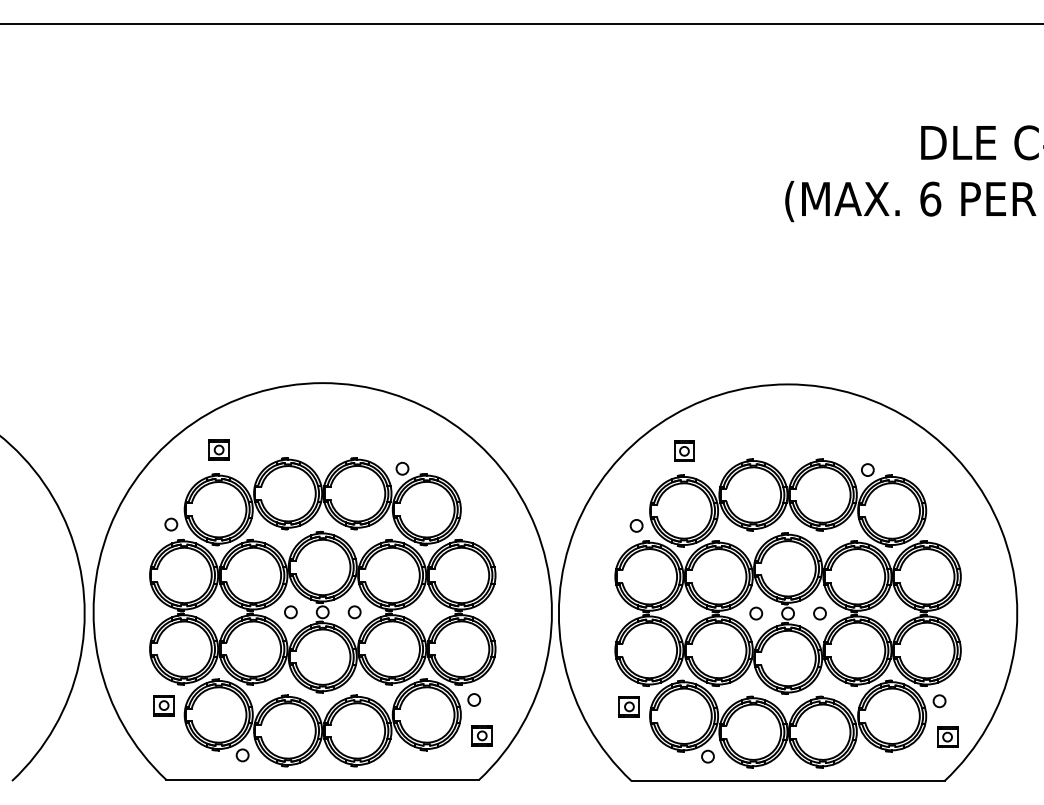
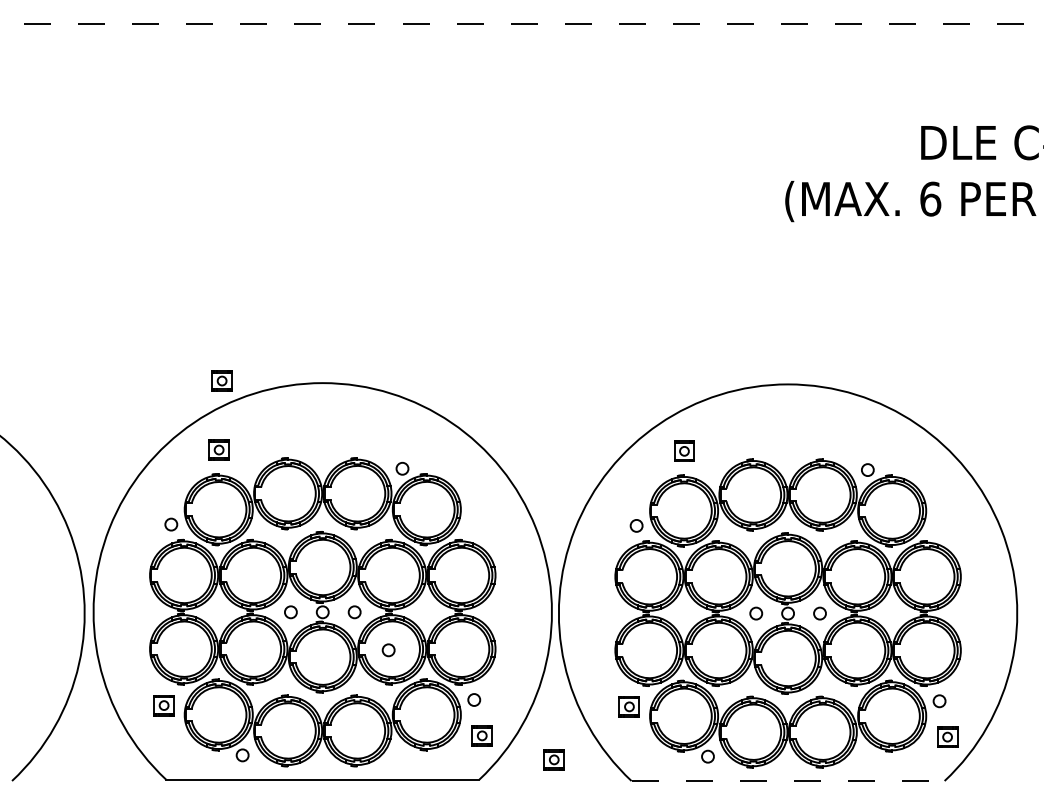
line: solid -> dashed (522, 23)
part: none -> present (221, 380)
circle: none -> present (388, 650)
part: none -> present (553, 759)
line: solid -> dashed (788, 781)
